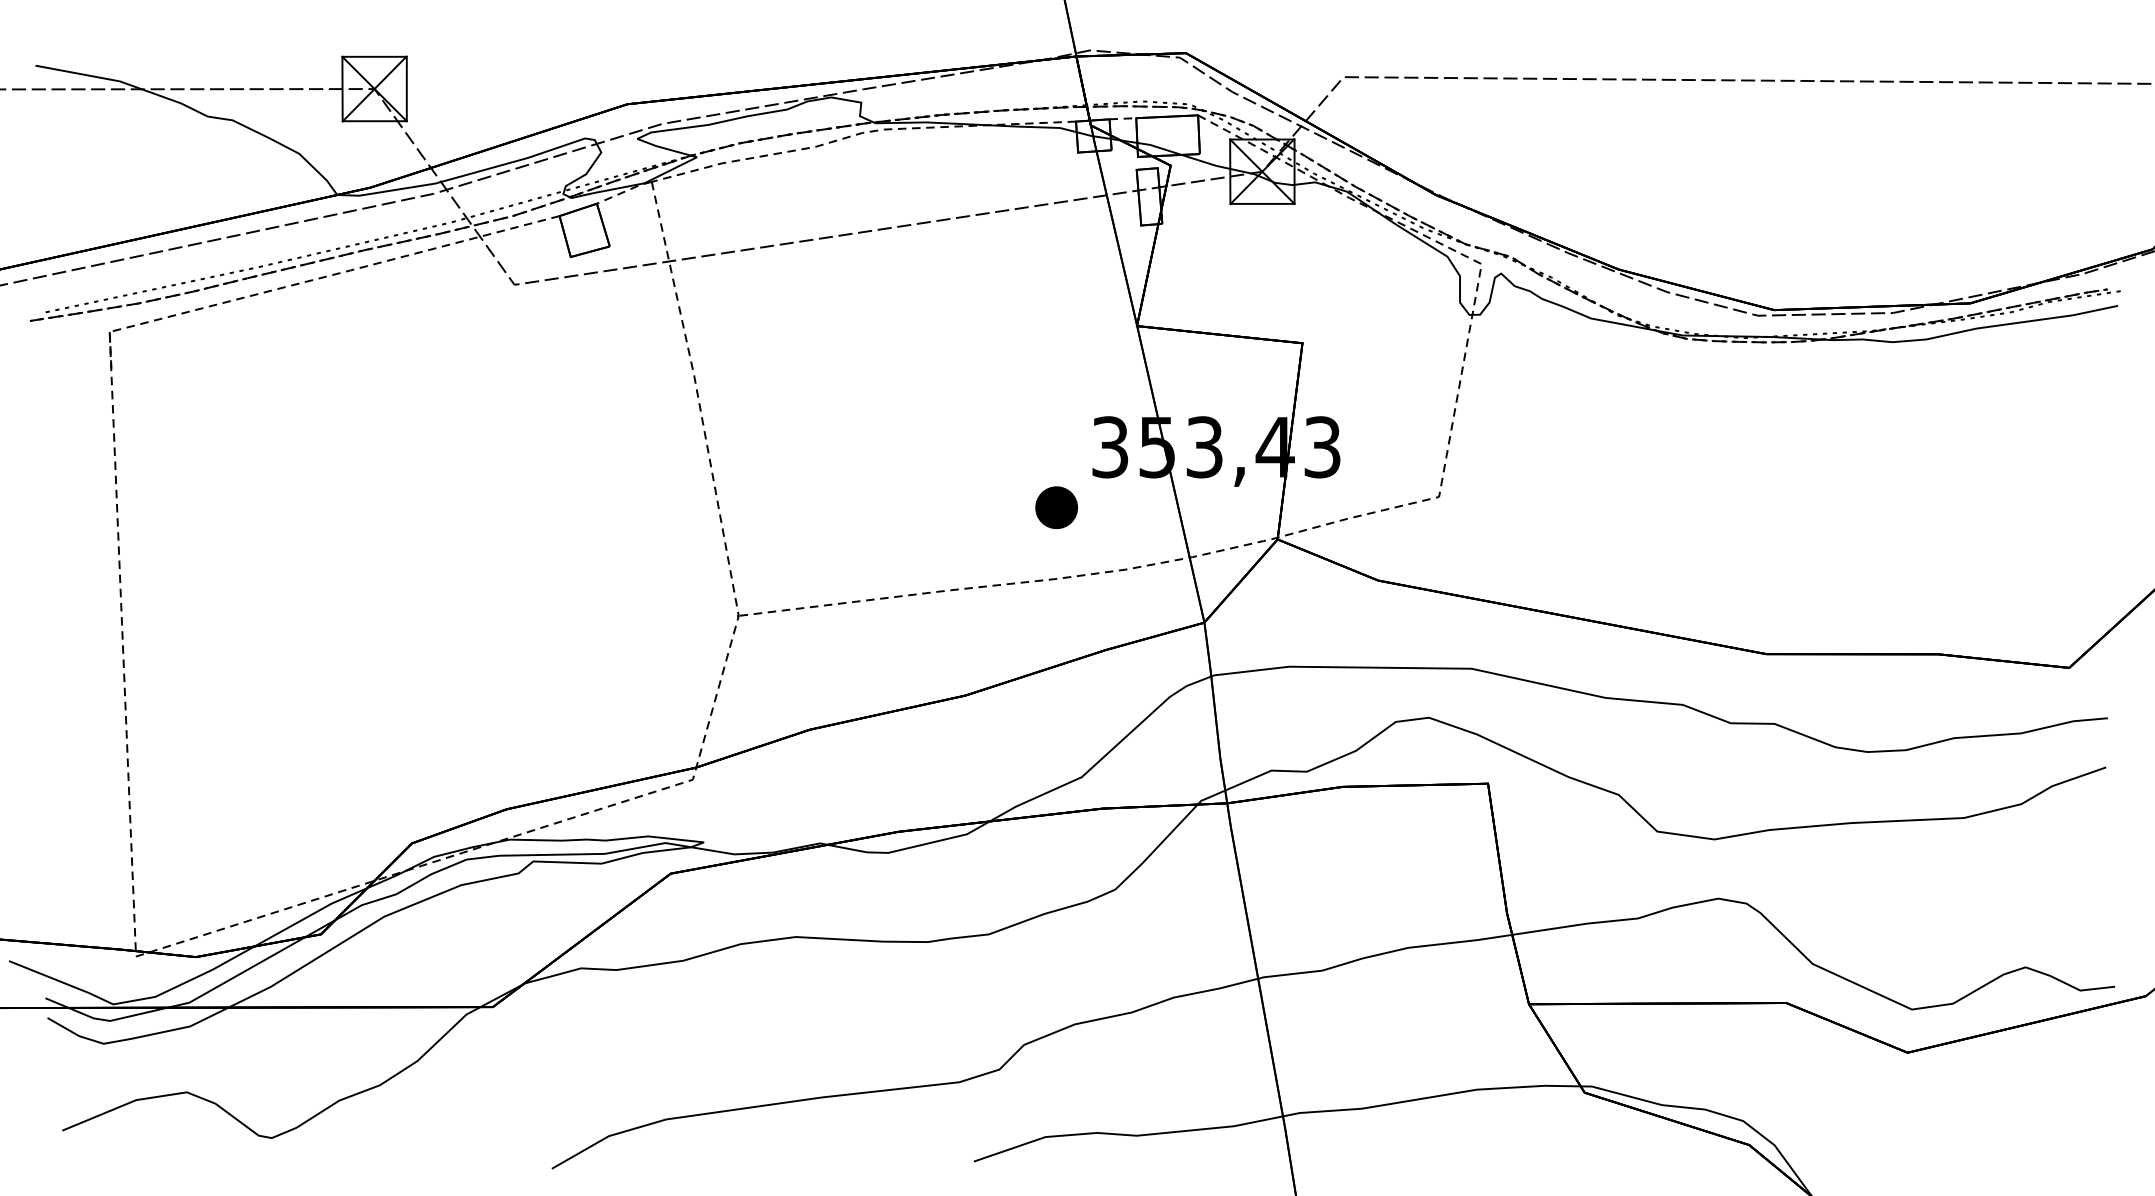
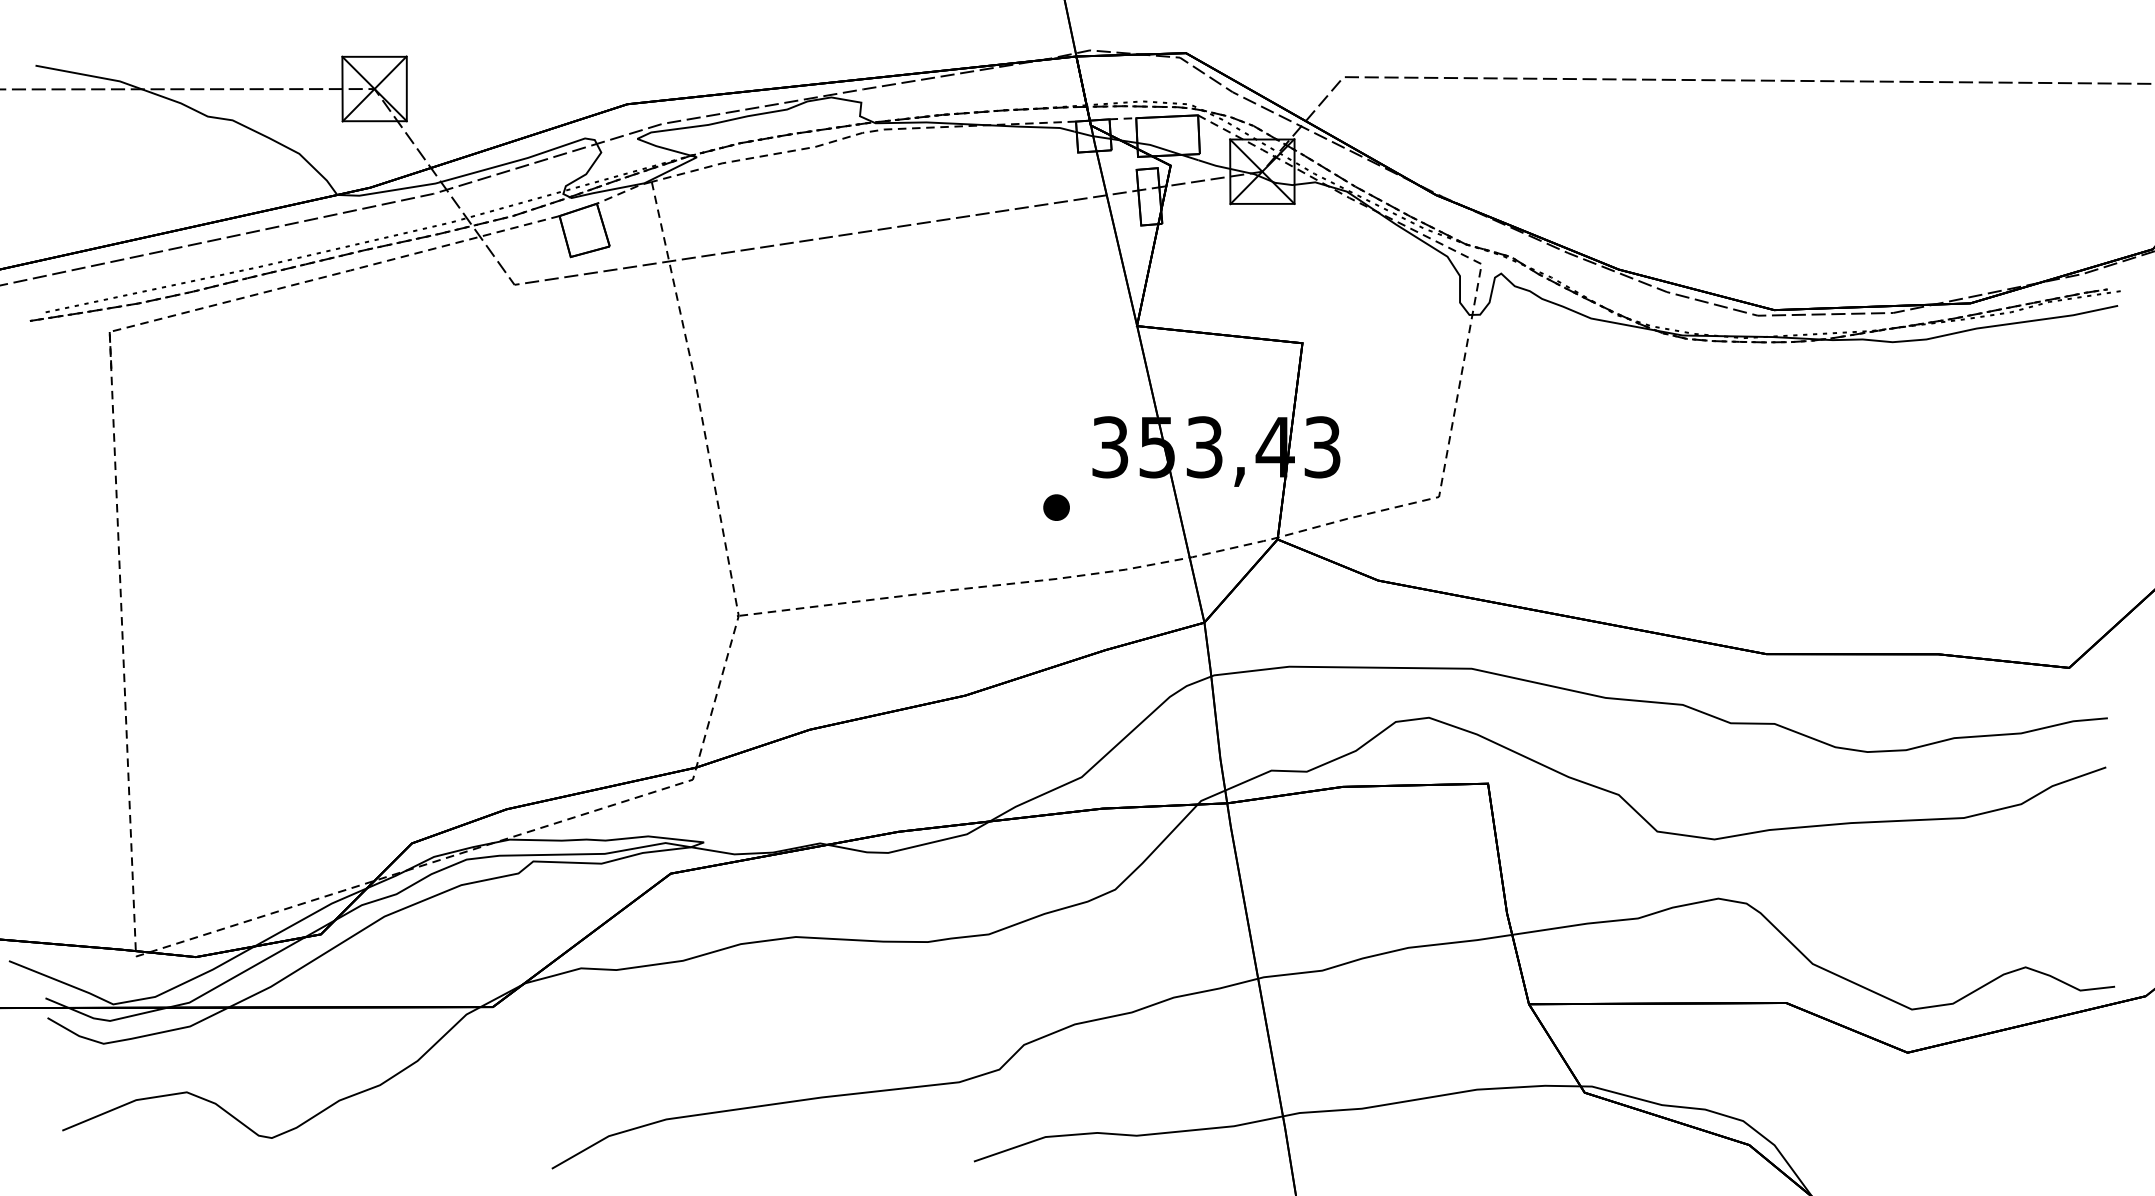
part size: 43x43 px -> 27x27 px (1056, 507)
